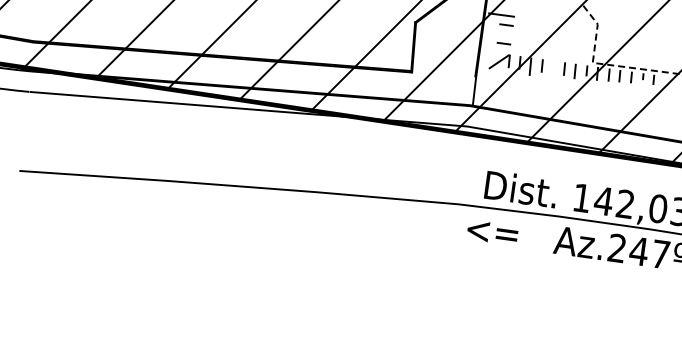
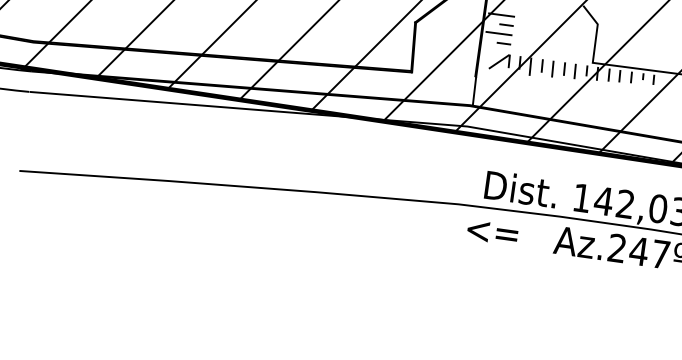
line: none -> present (498, 33)
line: dashed -> solid (605, 64)
line: none -> present (552, 68)
